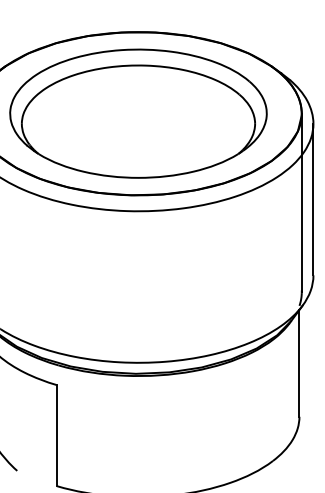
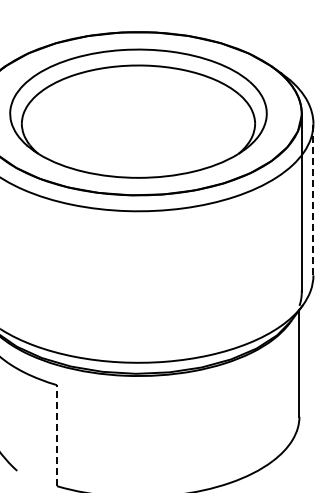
line: solid -> dashed (313, 199)
line: solid -> dashed (57, 435)
